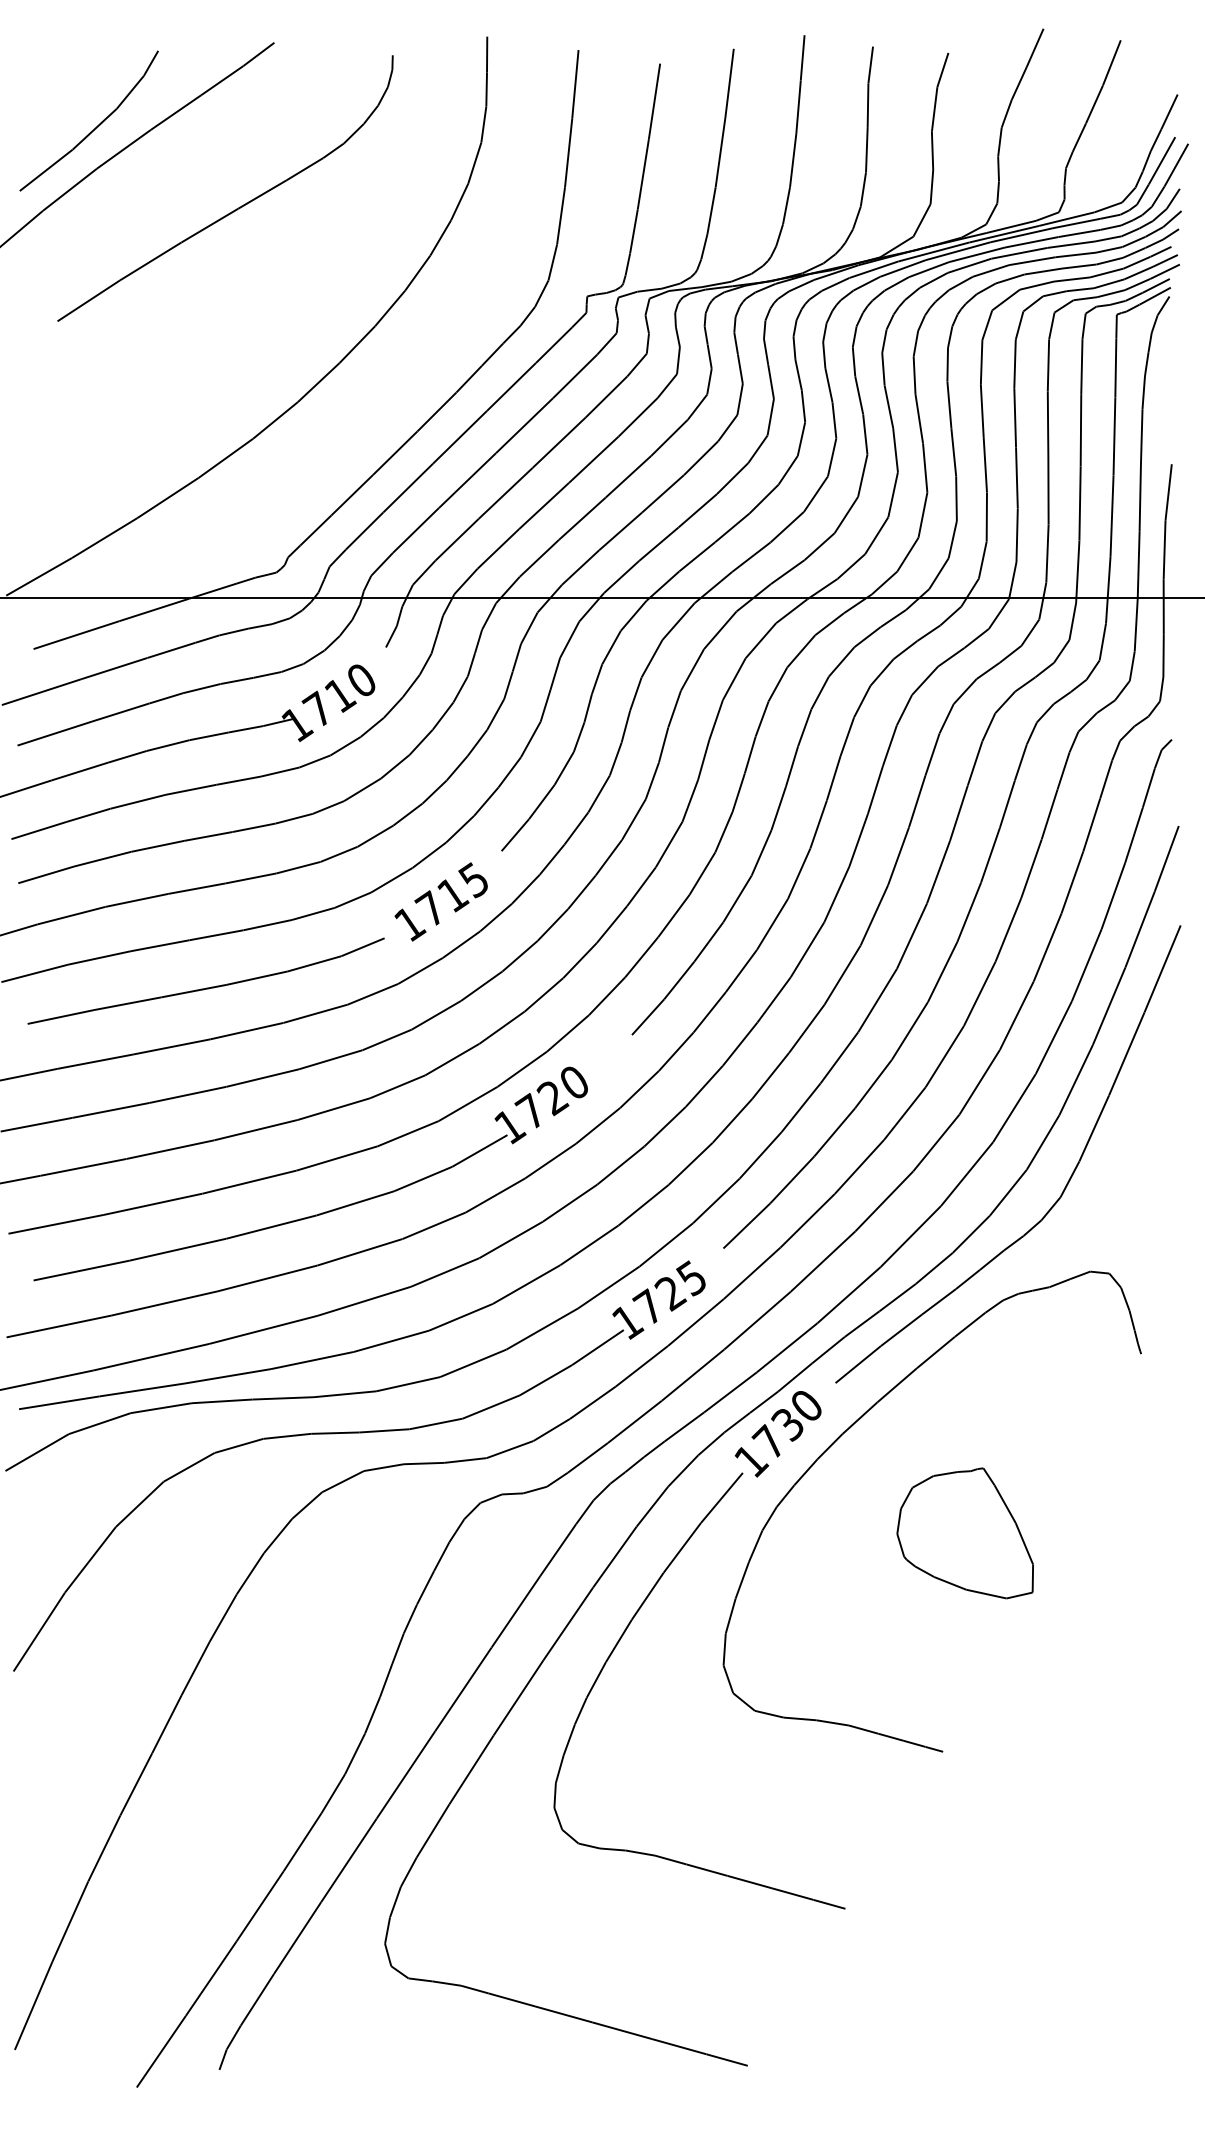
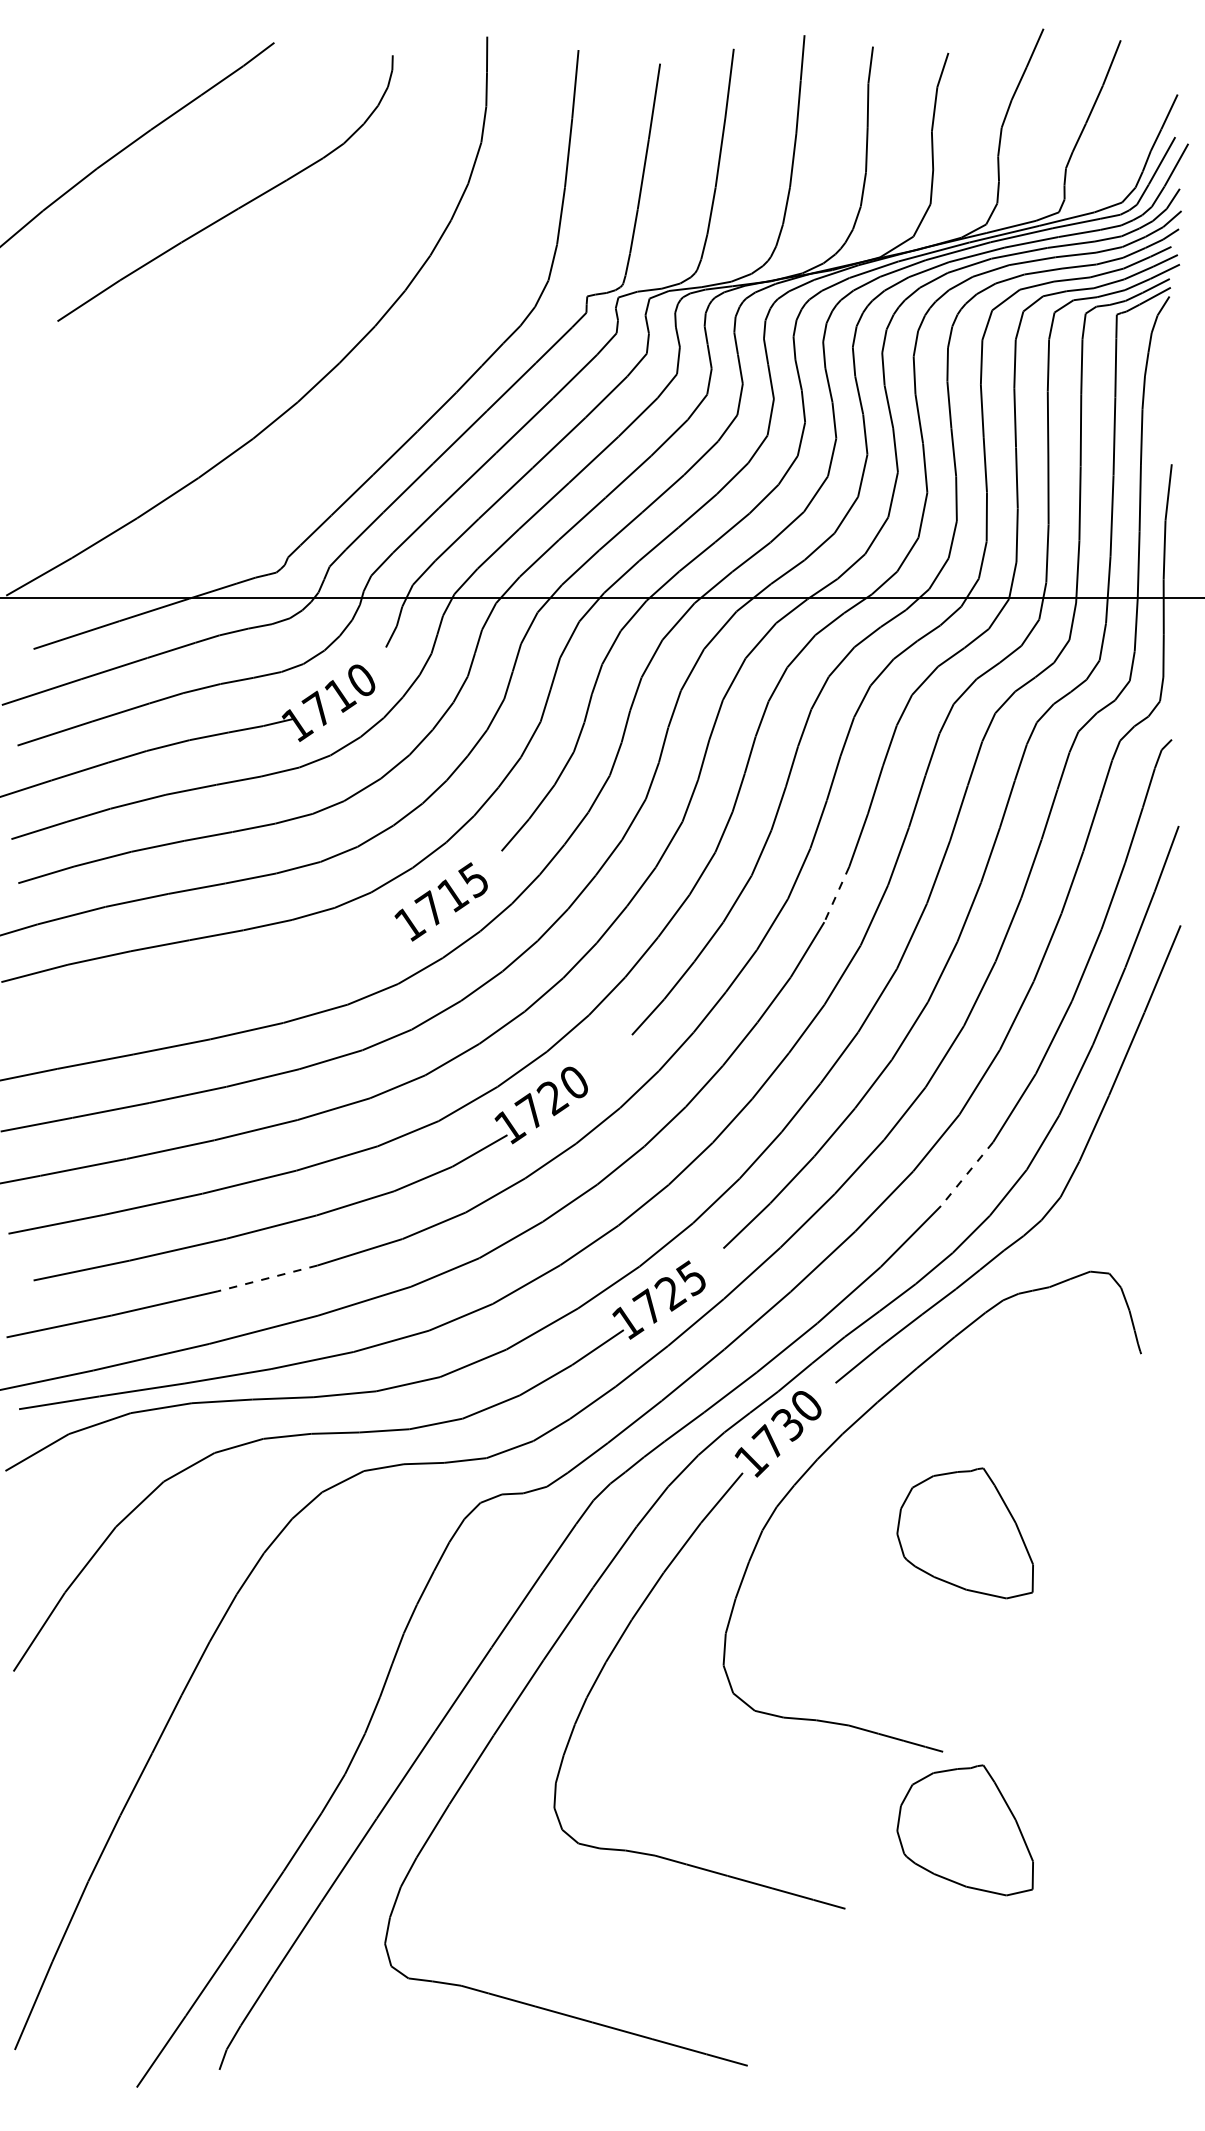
part: present -> none (95, 127)
line: solid -> dashed (836, 894)
part: present -> none (206, 987)
line: solid -> dashed (966, 1174)
line: solid -> dashed (267, 1278)
part: none -> present (964, 1830)
